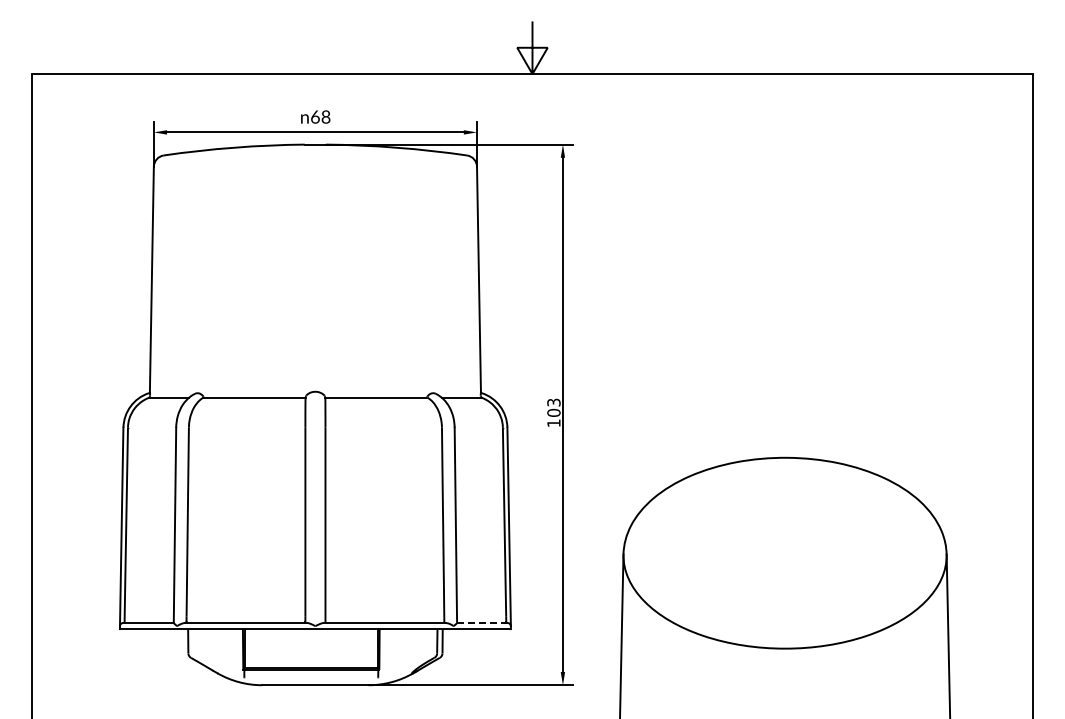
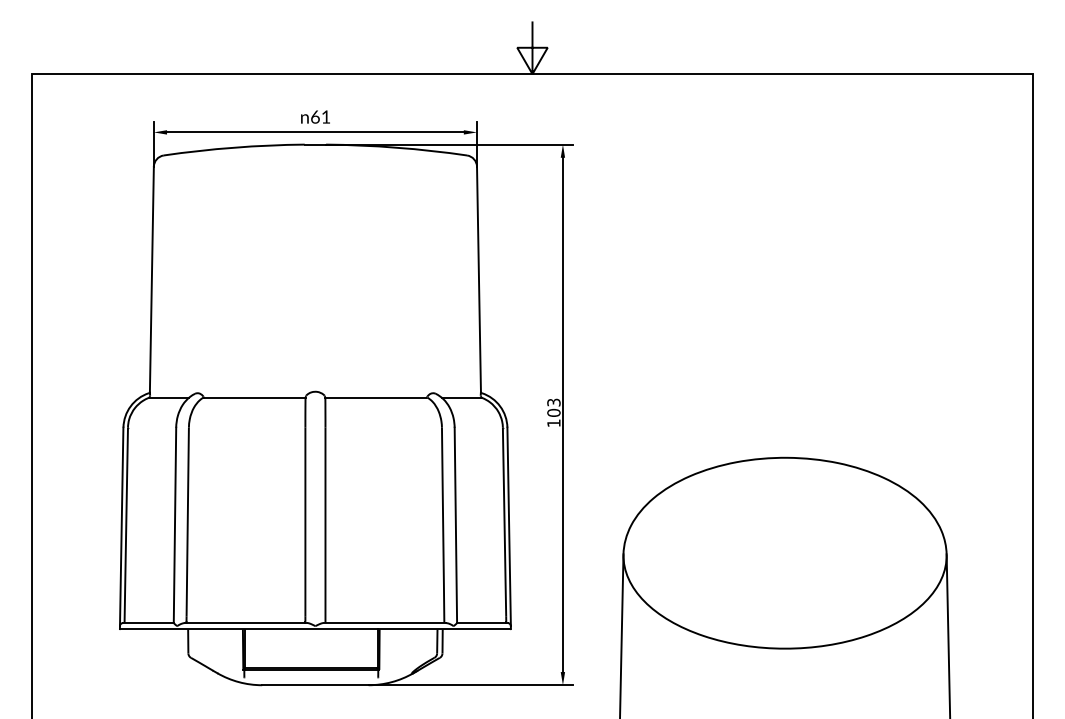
text: 68 -> 61 (325, 116)
line: dashed -> solid (482, 623)
